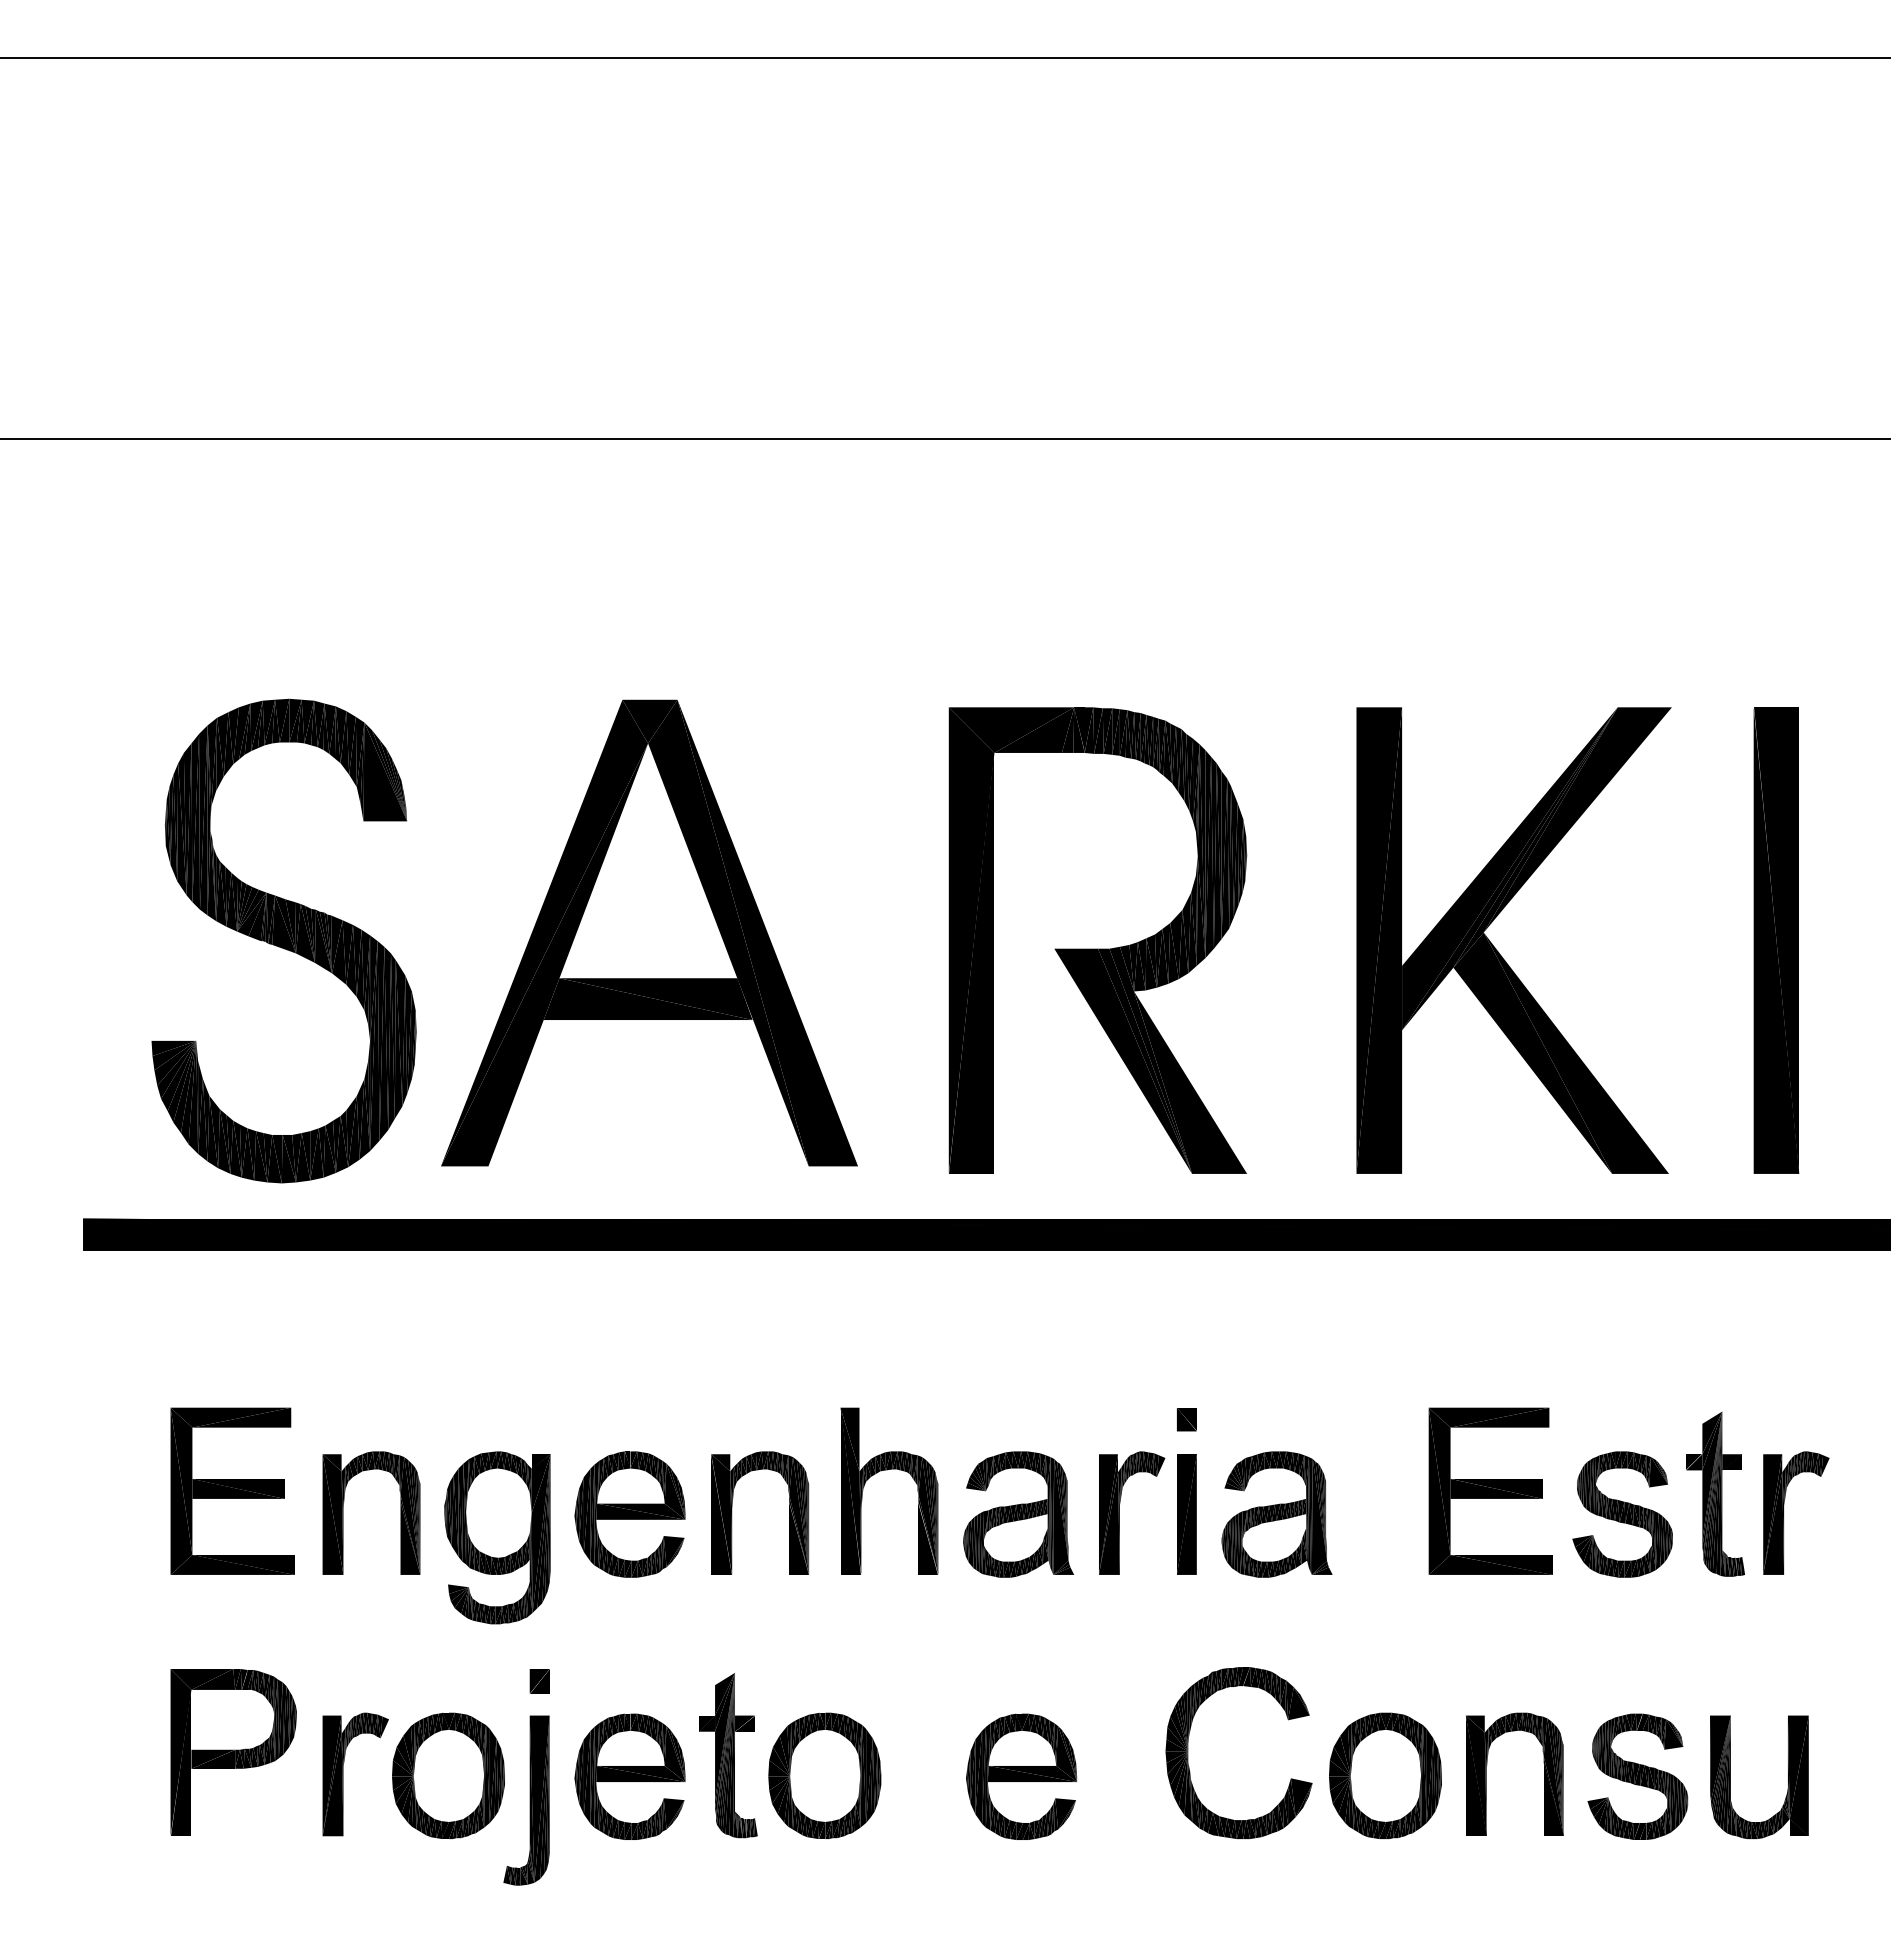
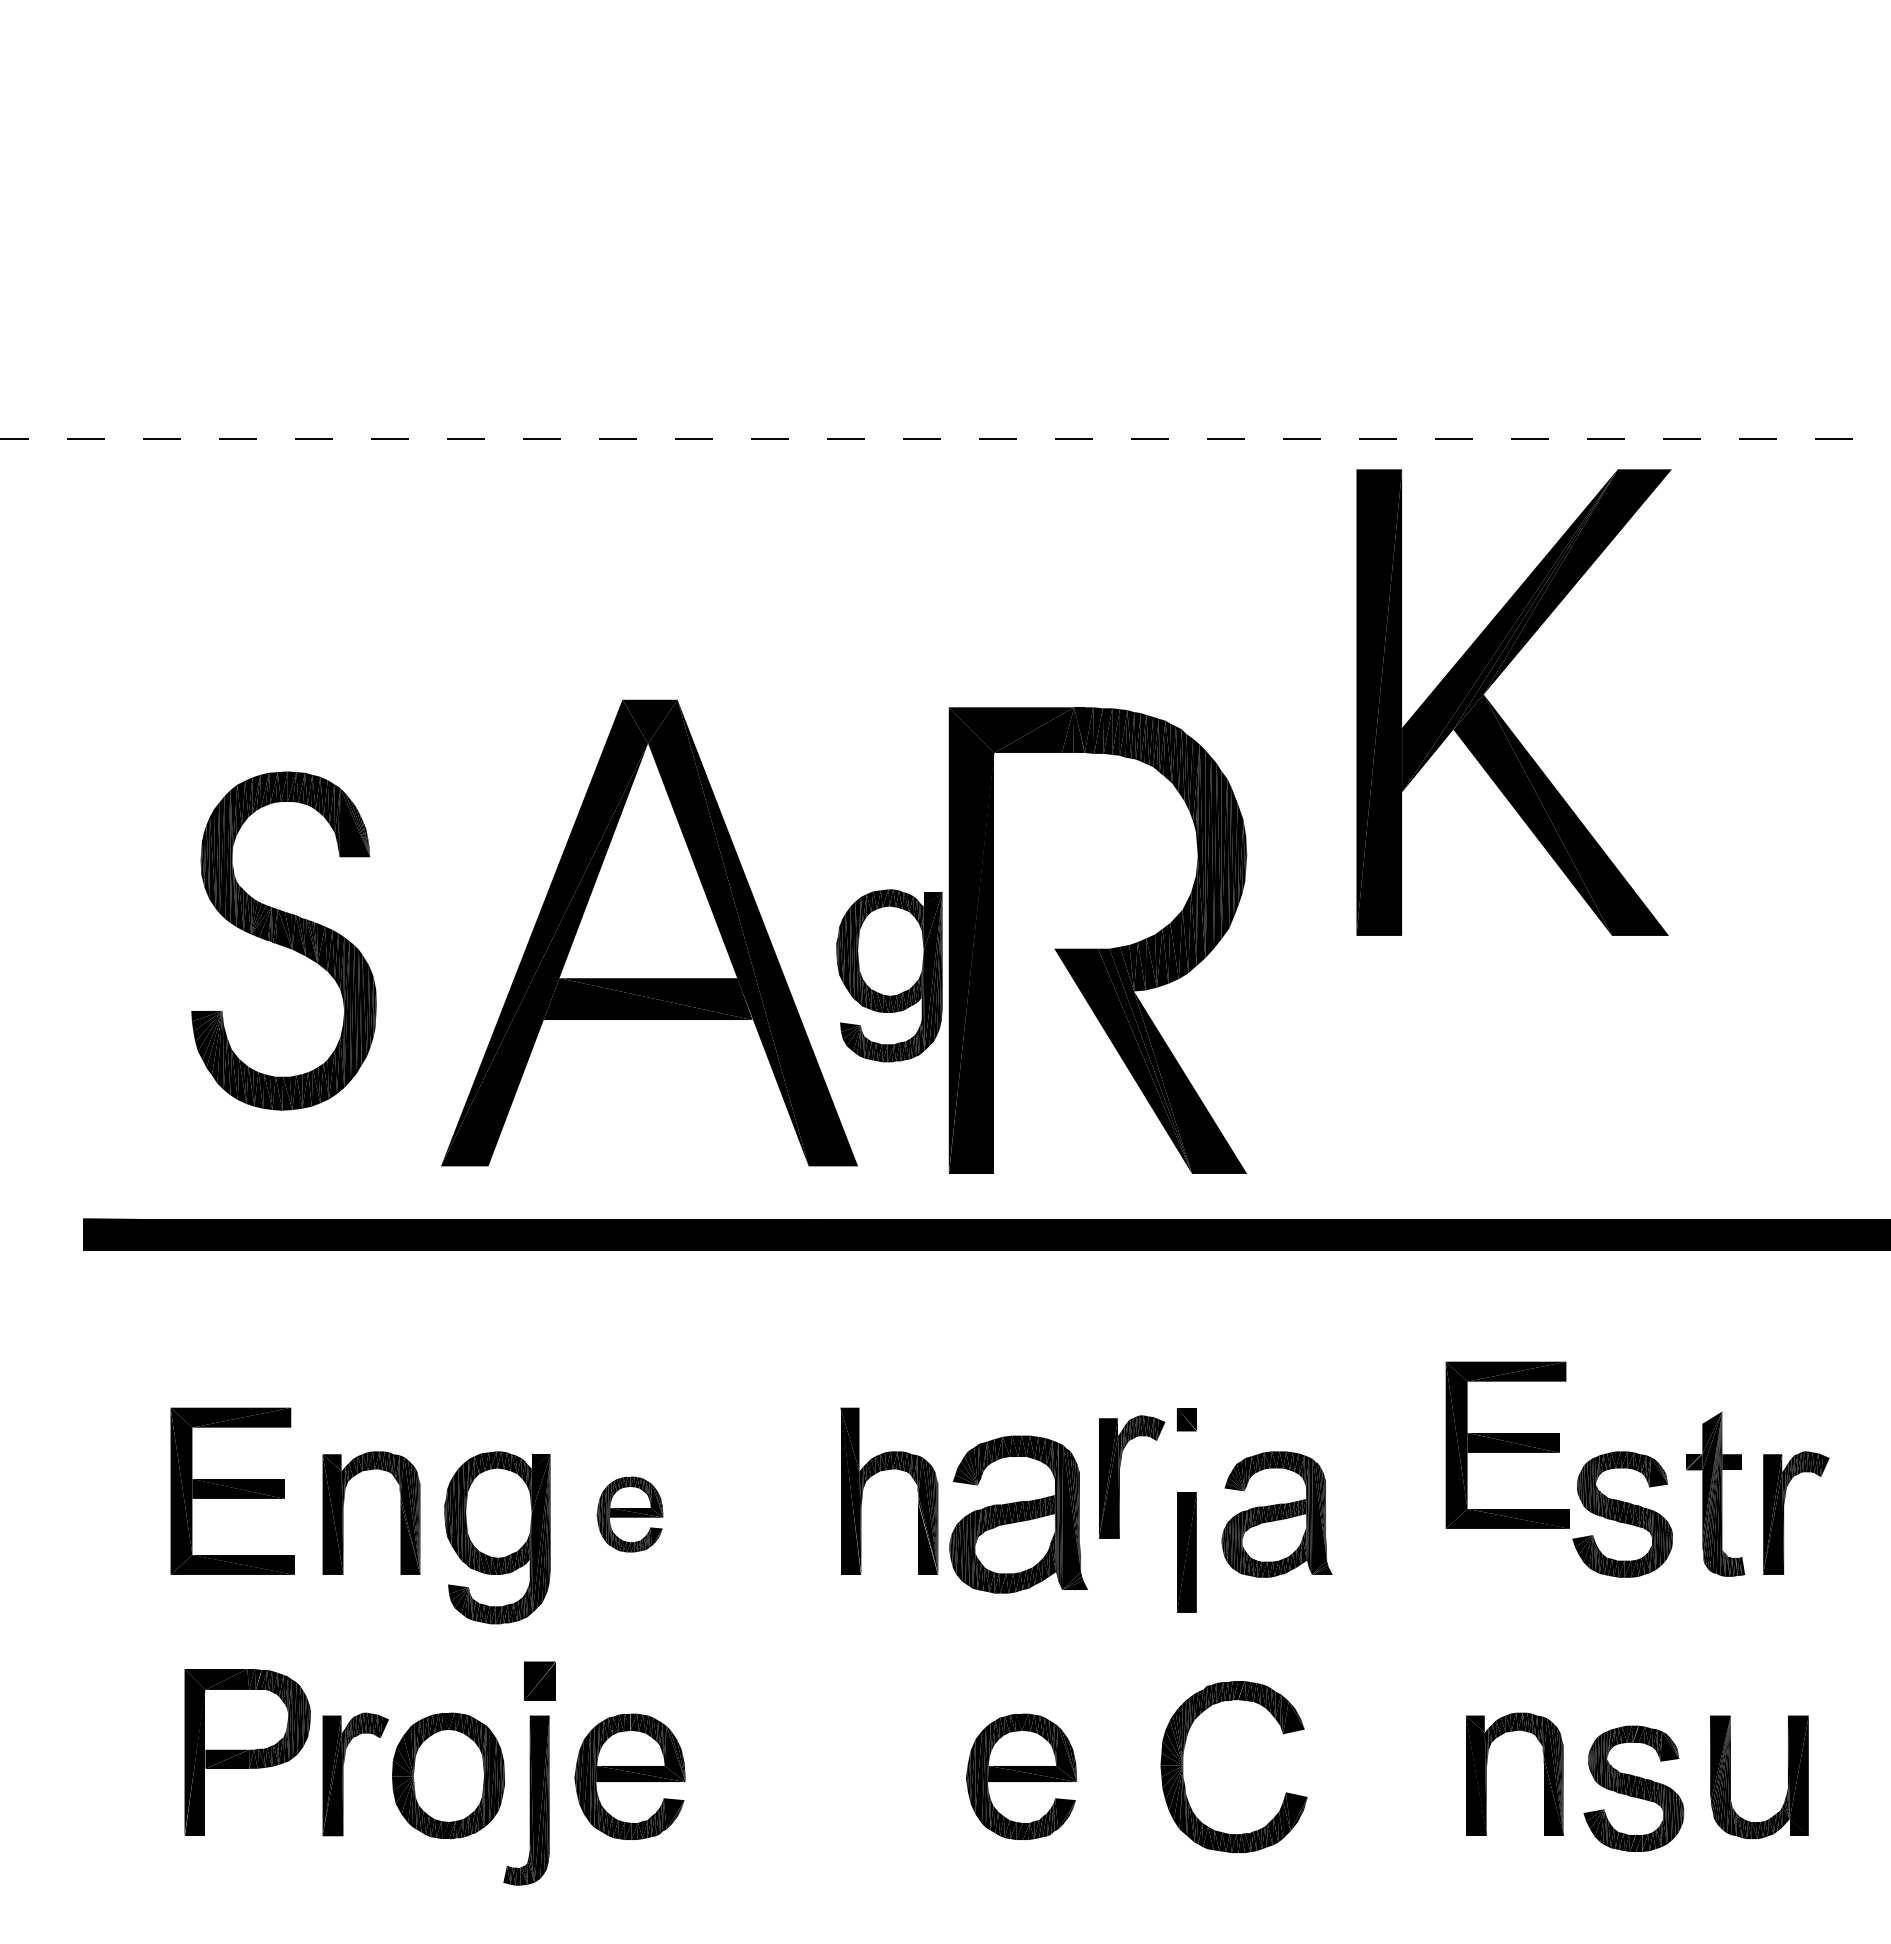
line: present -> none (944, 58)
line: solid -> dashed (946, 439)
part size: 266x486 px -> 186x340 px (283, 940)
part: present -> none (1776, 940)
part position: (1499, 952) -> (1499, 714) (1499, 714)
part: none -> present (889, 975)
part position: (1490, 1490) -> (1507, 1444) (1507, 1444)
part: present -> none (732, 1512)
part position: (1119, 1512) -> (1119, 1476) (1119, 1476)
part size: 112x127 px -> 68x77 px (629, 1514)
part size: 111x127 px -> 139x159 px (1018, 1514)
part position: (1186, 1514) -> (1186, 1552) (1186, 1552)
part size: 21x25 px -> 32x40 px (539, 1680)
part position: (233, 1752) -> (247, 1752) (247, 1752)
part position: (1188, 1752) -> (1183, 1766) (1183, 1766)
part: present -> none (728, 1755)
part: present -> none (824, 1775)
part: present -> none (1385, 1775)
part position: (1637, 1776) -> (1633, 1788) (1633, 1788)
